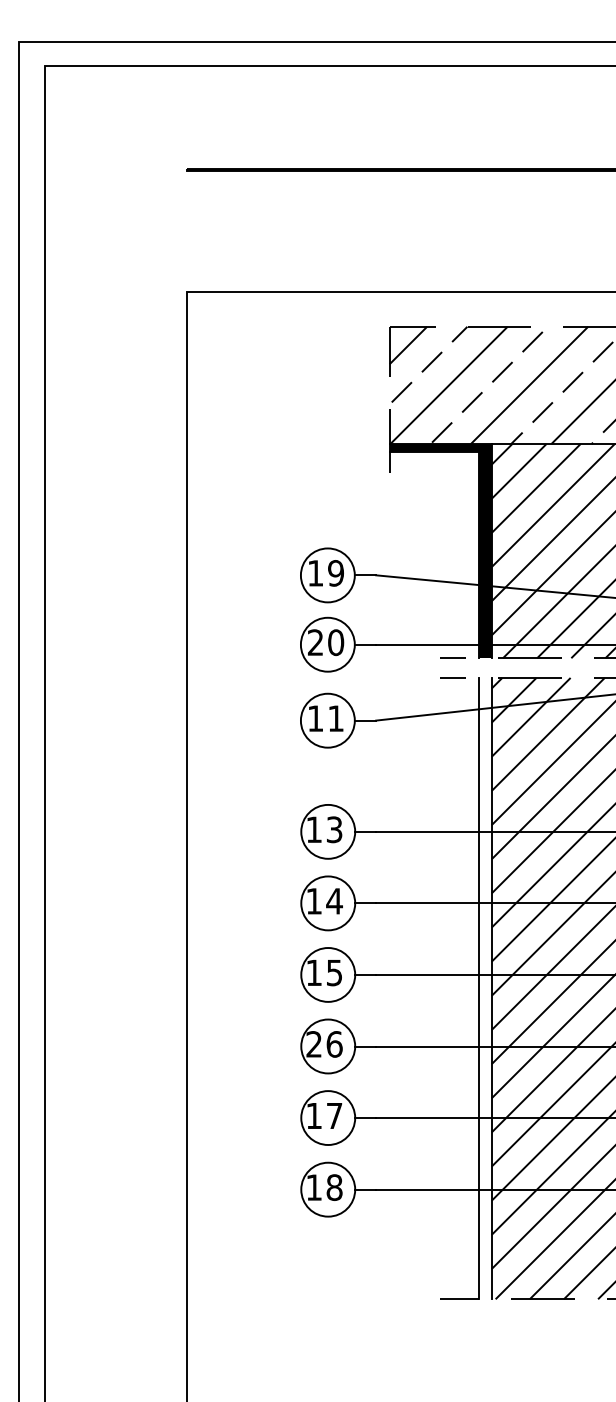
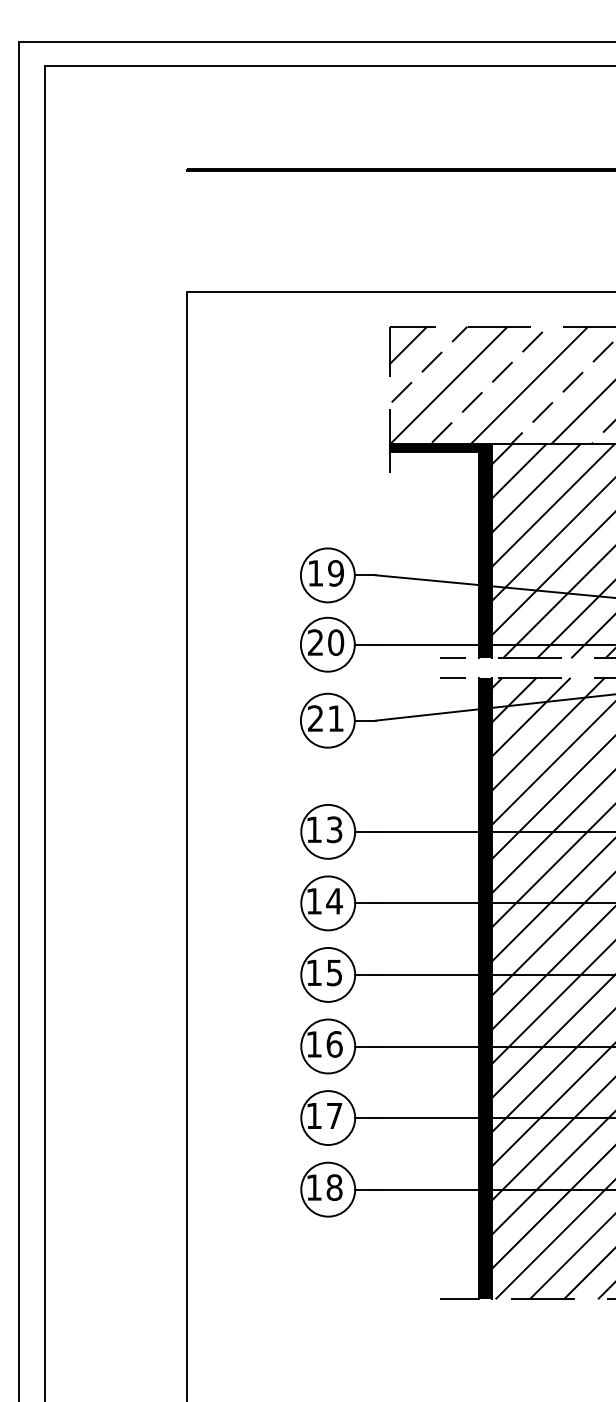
text: 11 -> 21 (315, 718)
fill: none -> present (485, 988)
text: 26 -> 16 (313, 1044)
